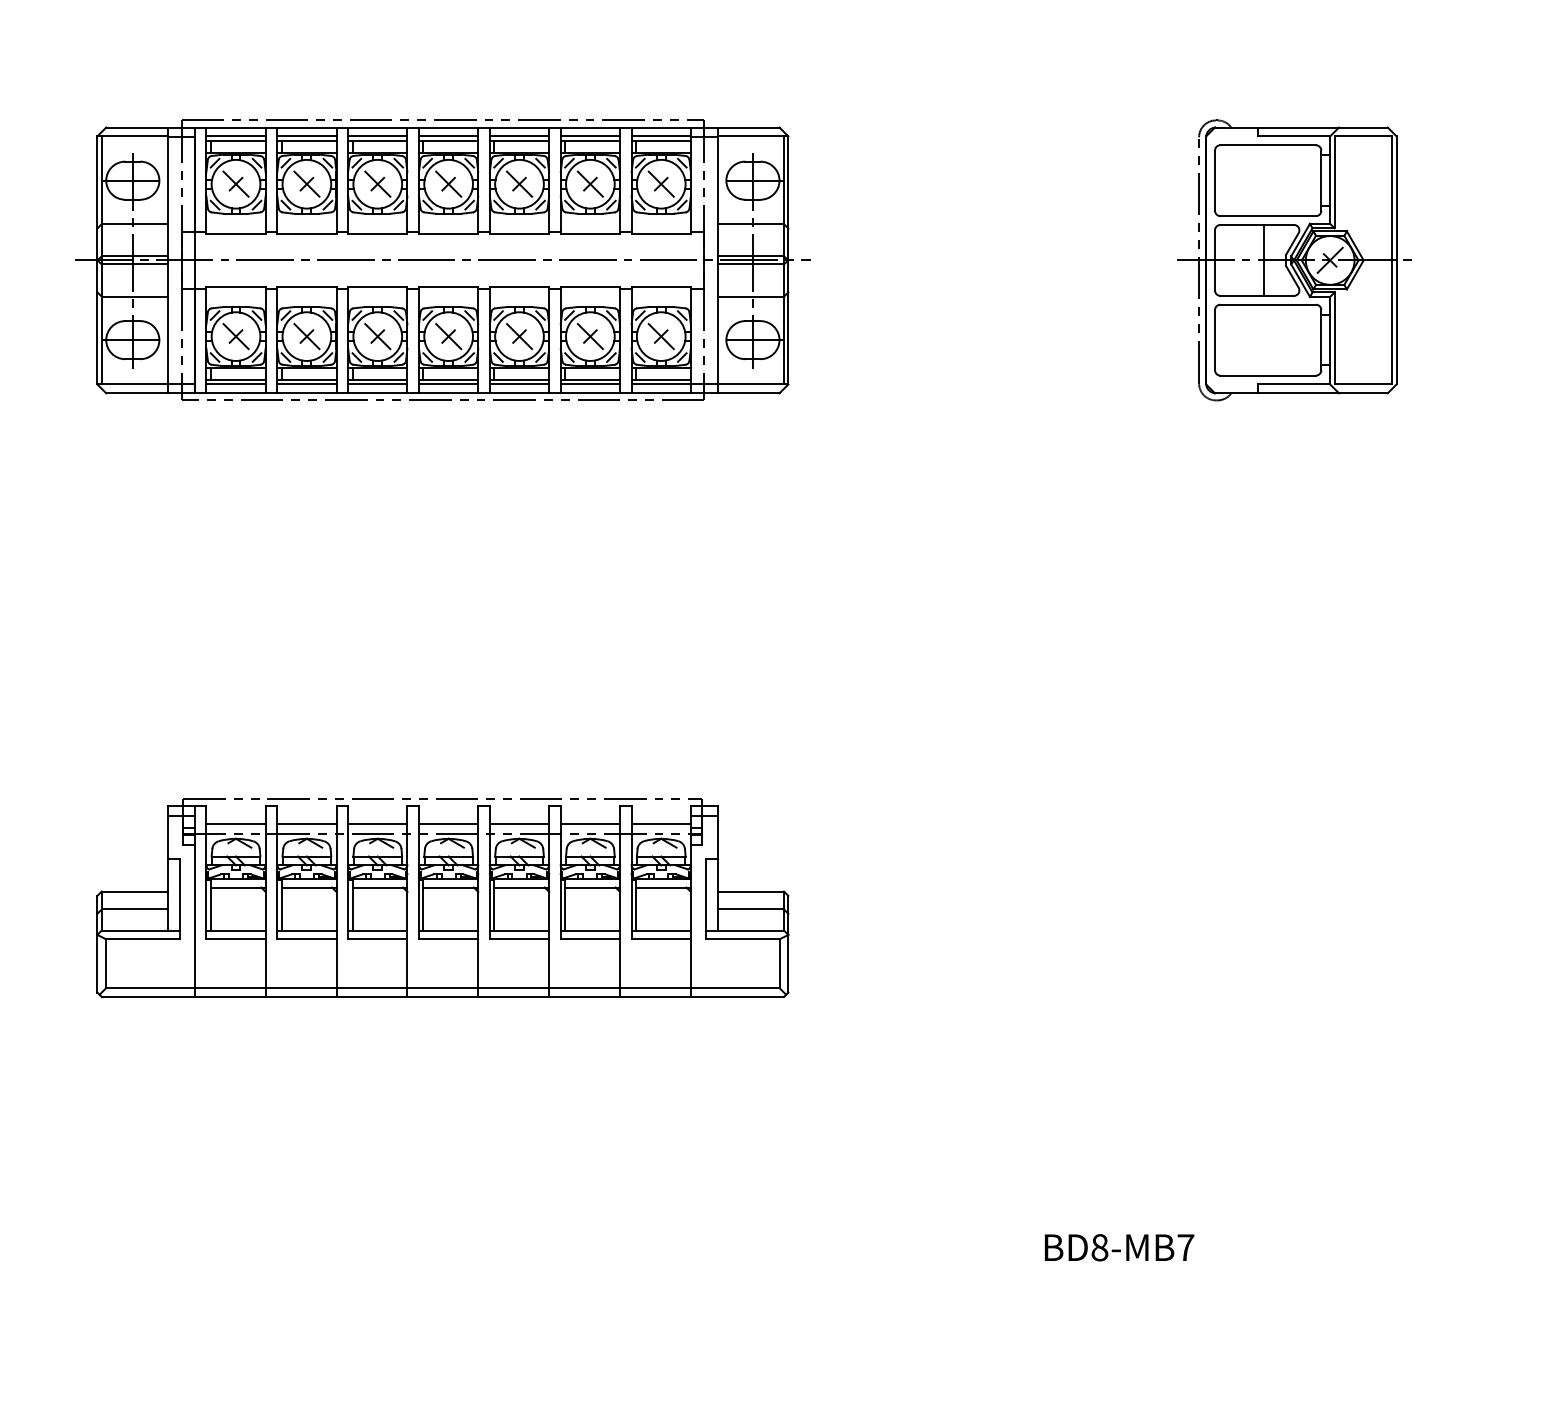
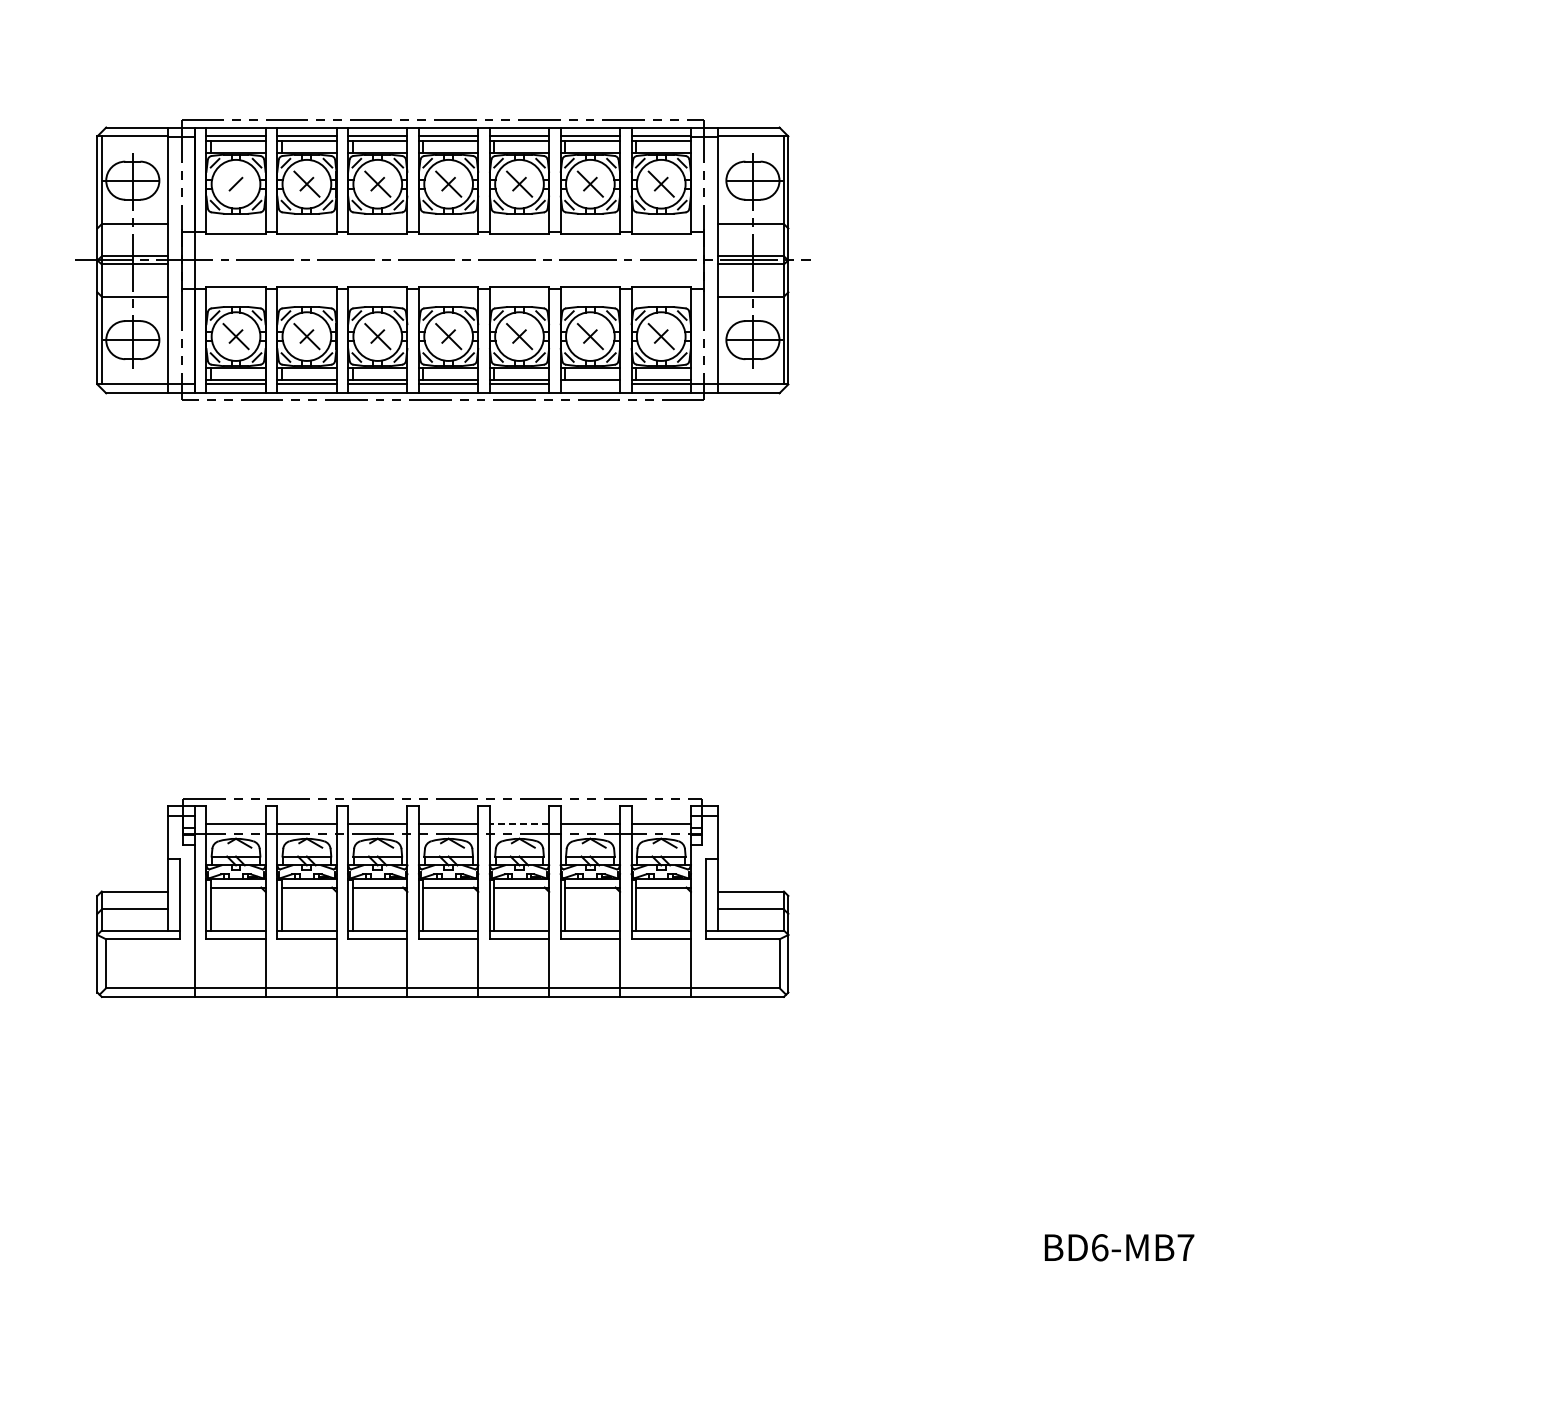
line: present -> none (235, 183)
part: present -> none (1294, 260)
line: present -> none (590, 384)
line: solid -> dashed (519, 824)
text: BD8-MB7 -> BD6-MB7 (1099, 1247)
